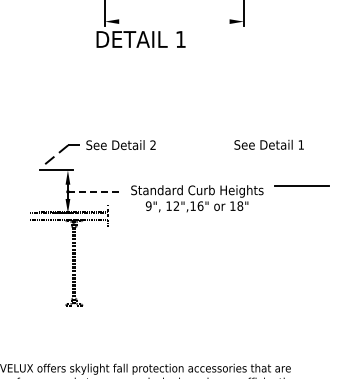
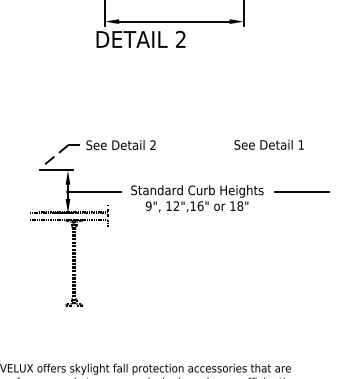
line: none -> present (174, 21)
text: 1 -> 2 (180, 38)
line position: (301, 185) -> (301, 191) (301, 191)
line: dashed -> solid (94, 191)
